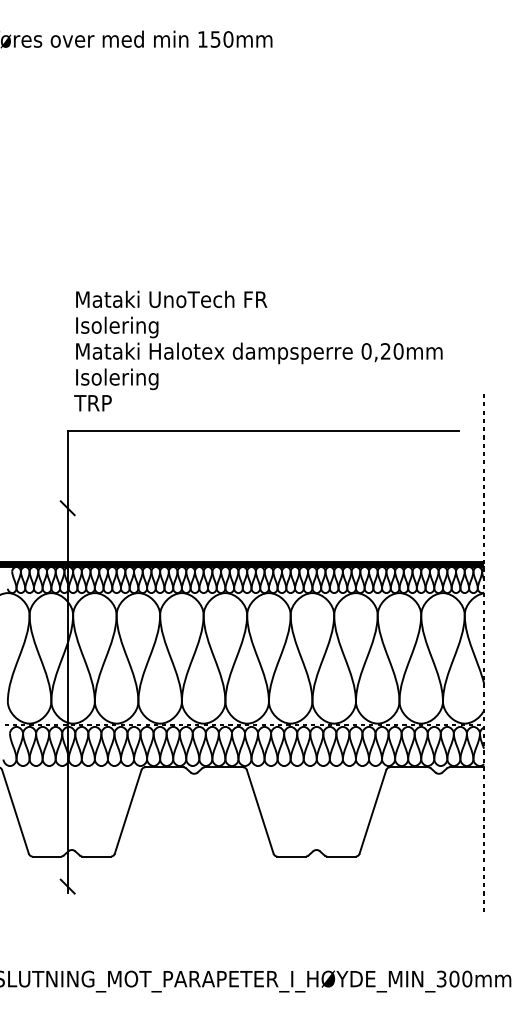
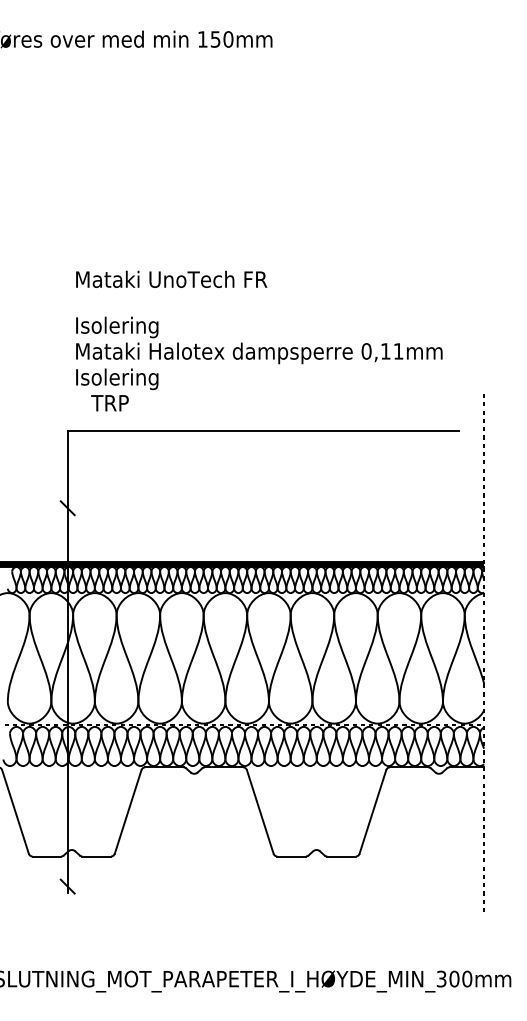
text position: (171, 298) -> (171, 278) (171, 278)
text: 0,20mm -> 0,11mm (392, 351)
text position: (92, 403) -> (109, 403) (109, 403)
